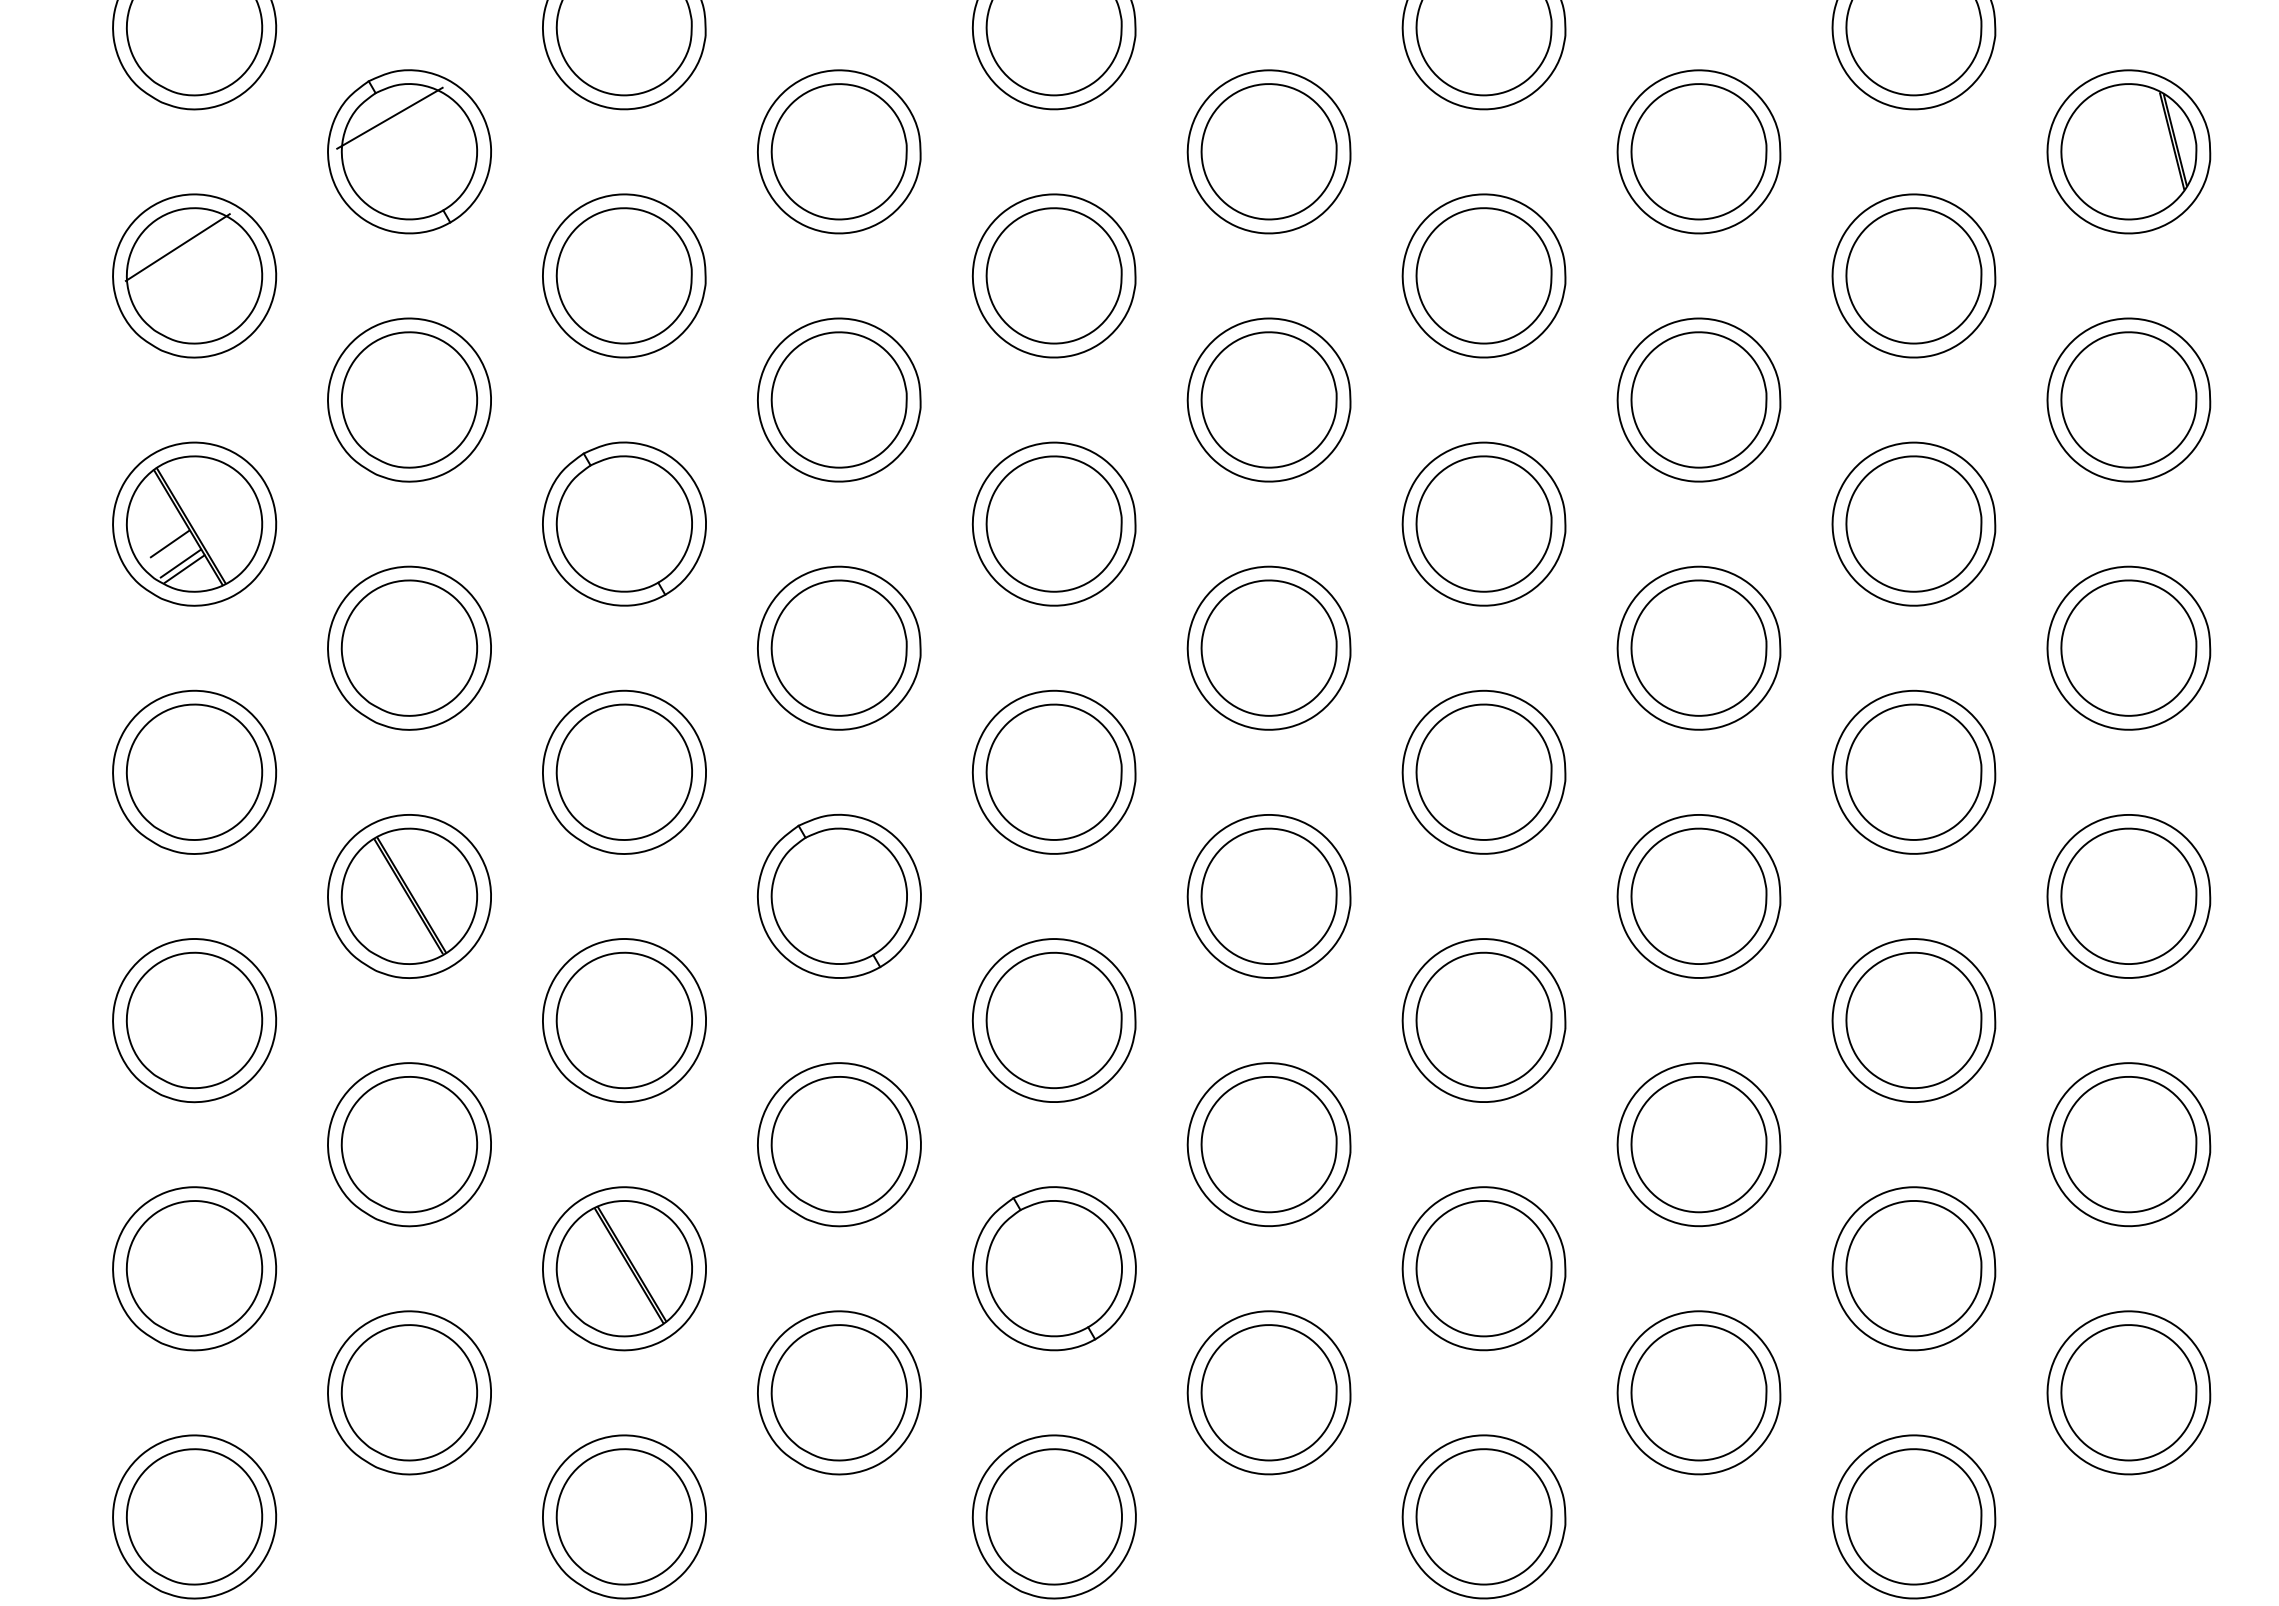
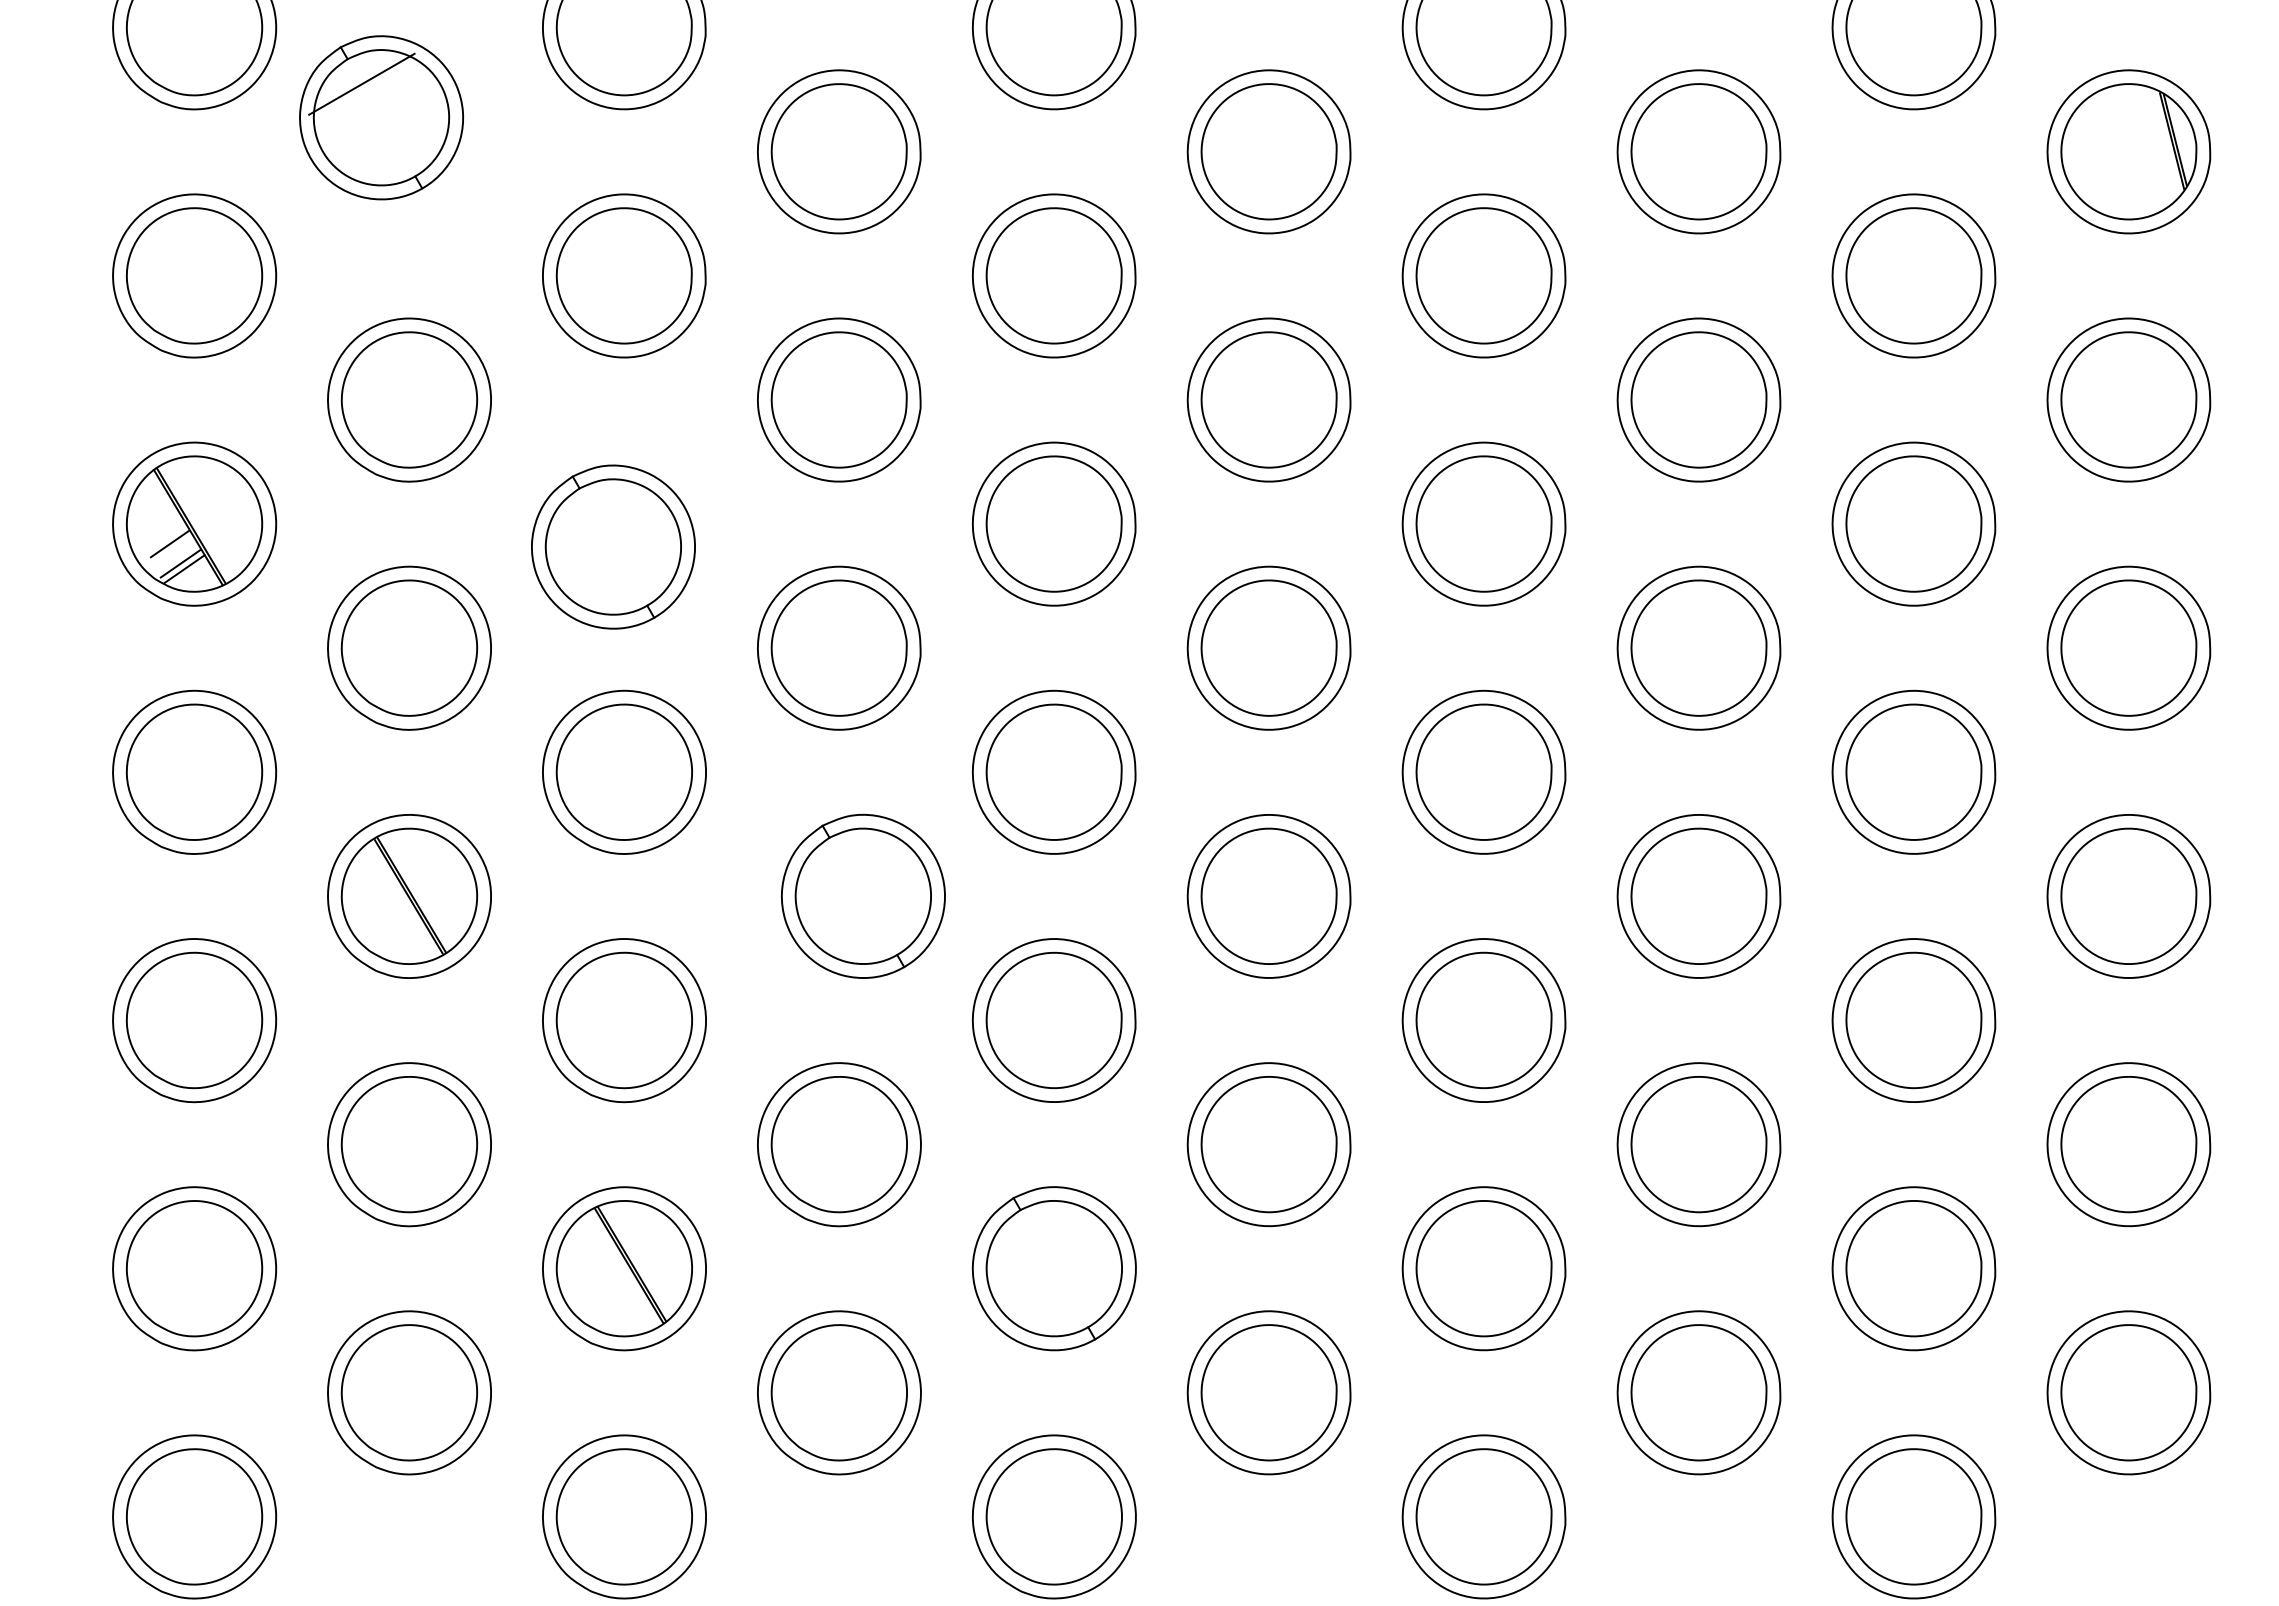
part position: (409, 151) -> (381, 117) (381, 117)
line: present -> none (177, 247)
part position: (624, 523) -> (613, 546) (613, 546)
part position: (839, 895) -> (863, 895) (863, 895)
